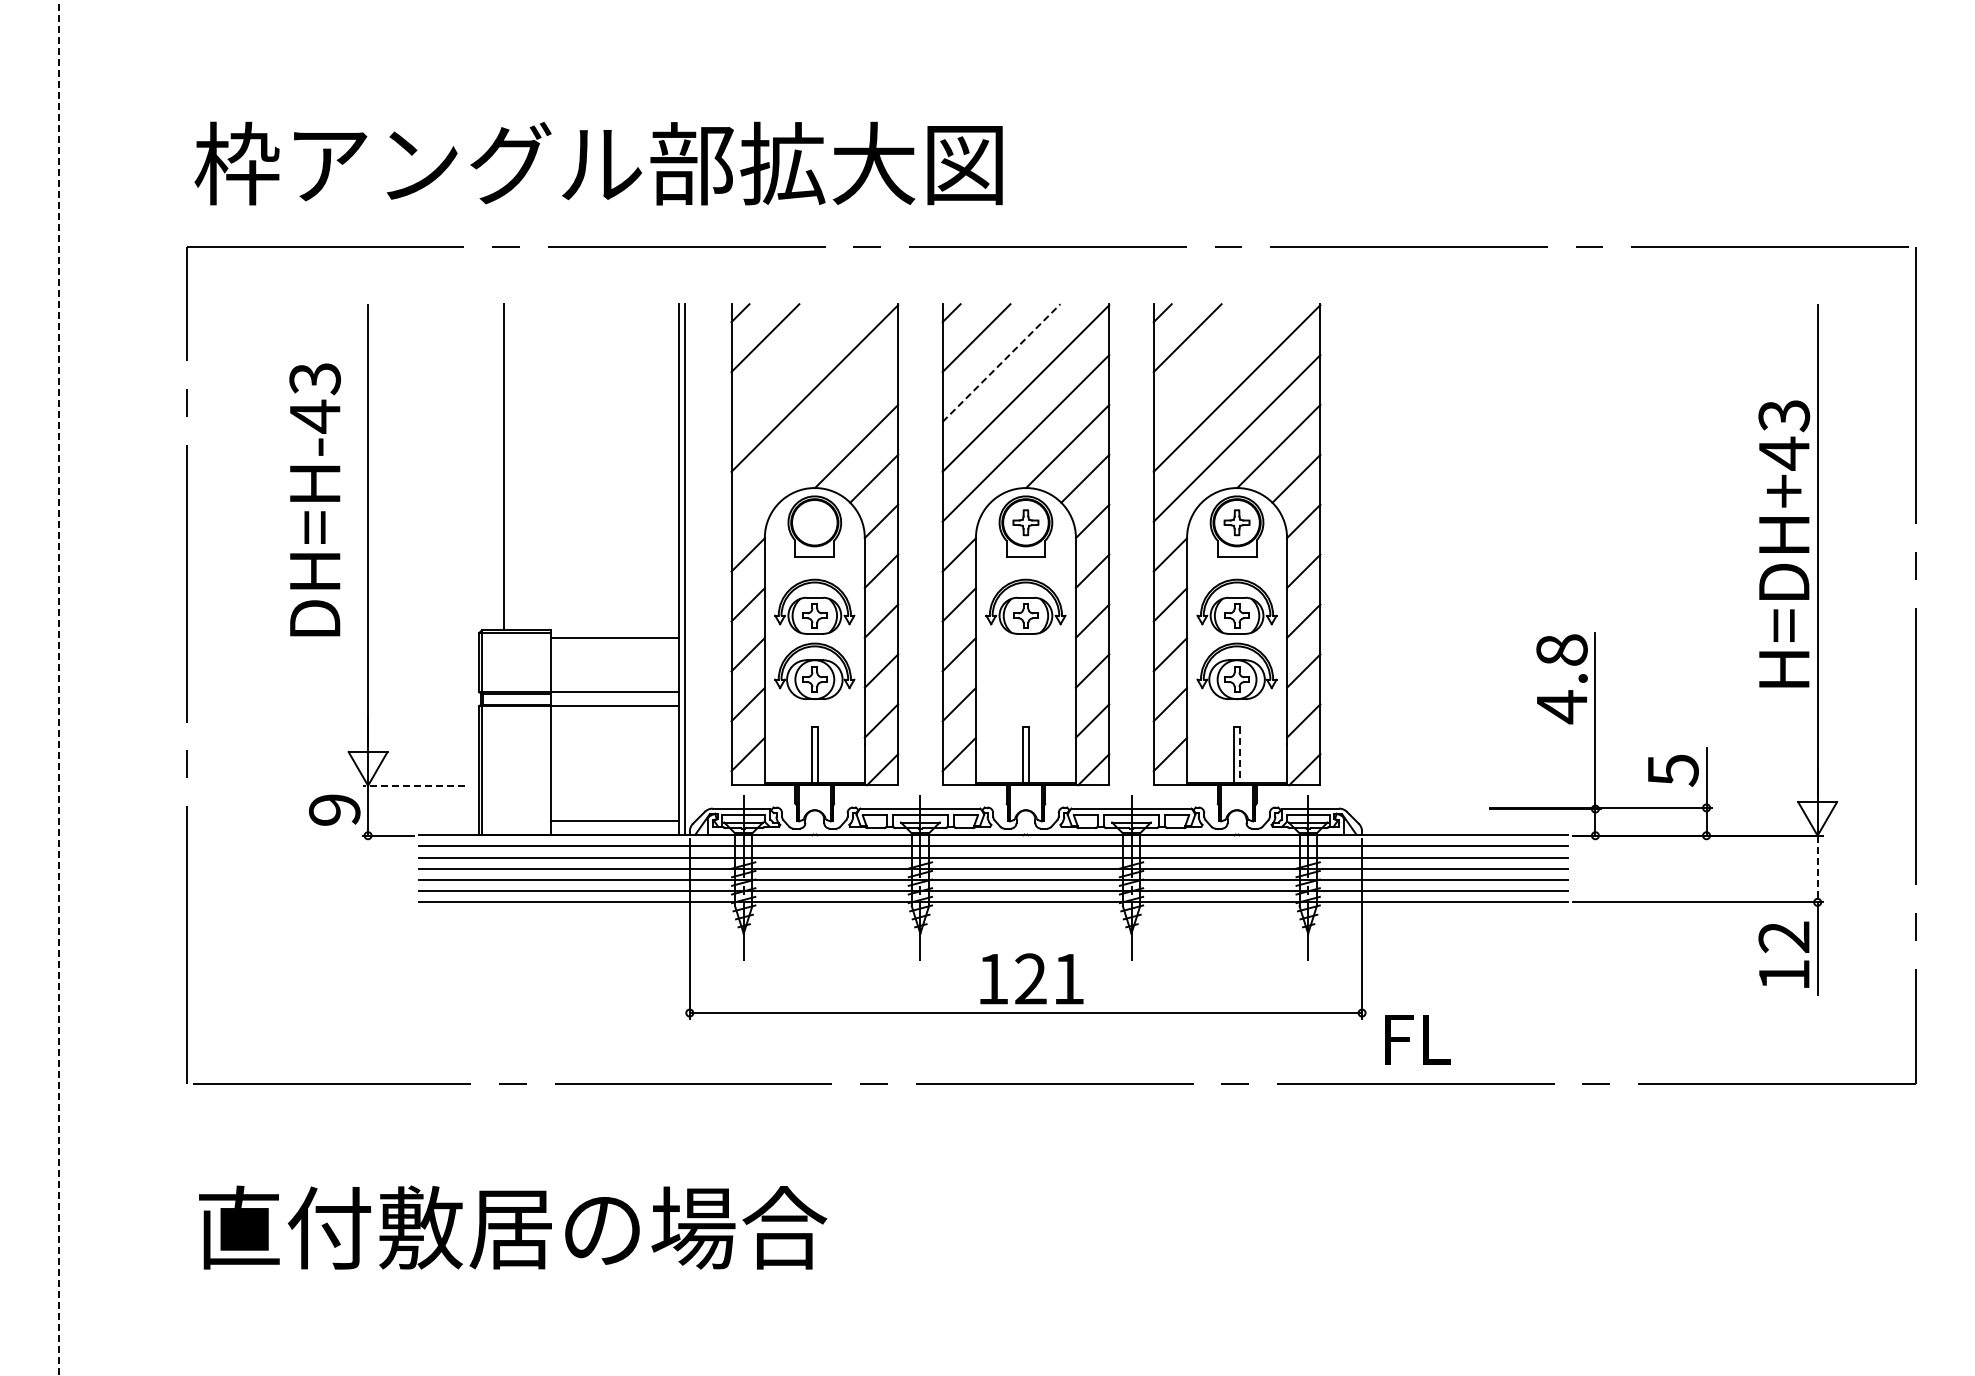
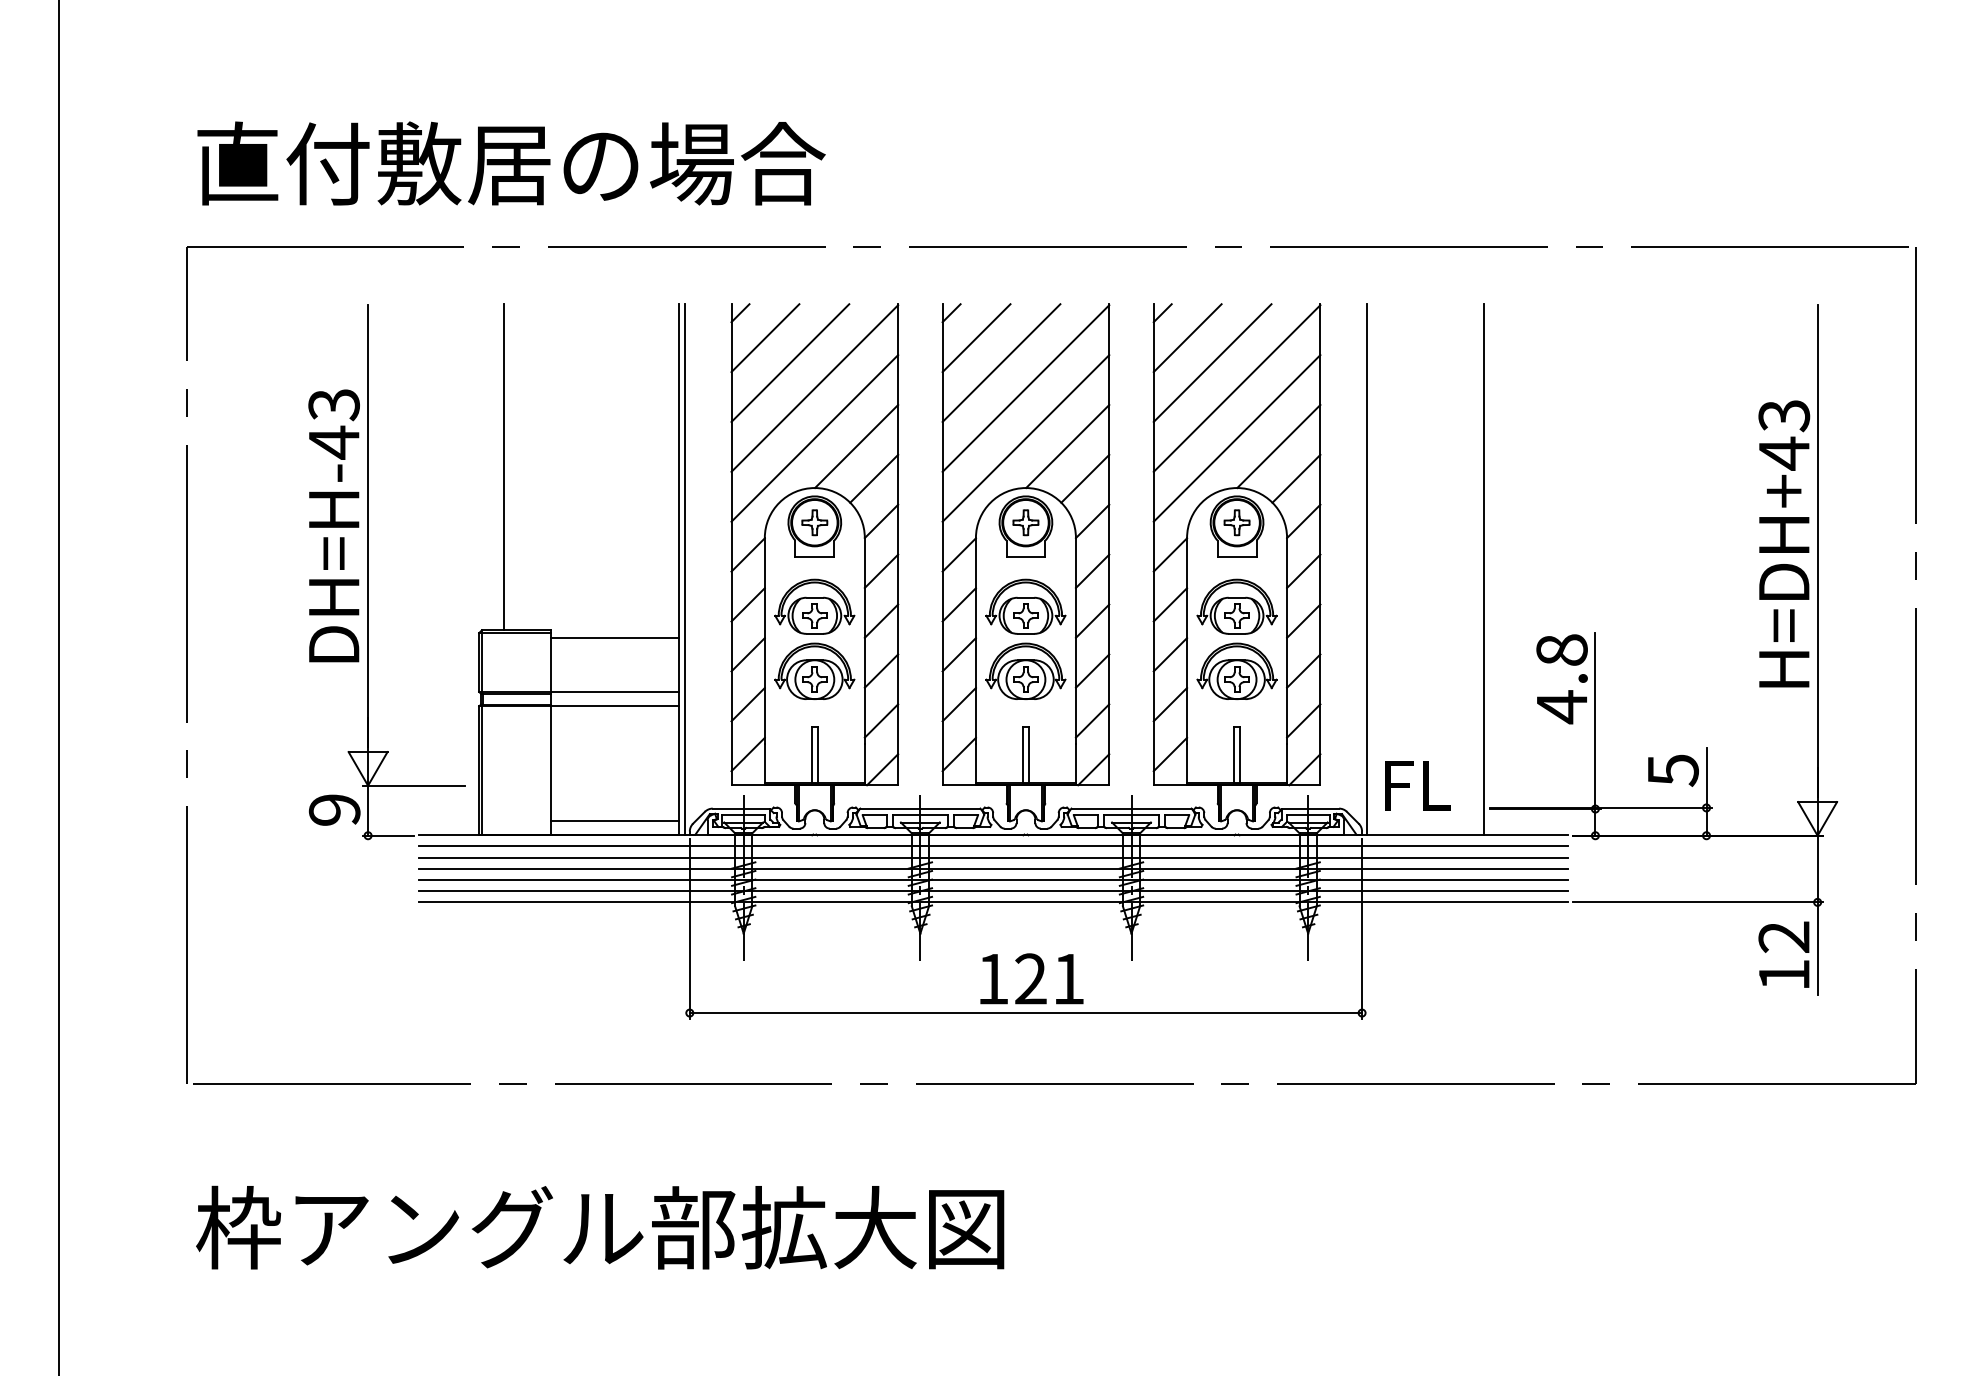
text: 枠アングル部拡大図 -> 直付敷居の場合 (598, 163)
line: none -> present (790, 362)
line: dashed -> solid (1001, 362)
line: none -> present (1212, 362)
line: none -> present (814, 438)
text position: (314, 499) -> (333, 525) (333, 525)
part: none -> present (814, 522)
line: none -> present (1366, 569)
line: none -> present (1484, 569)
part: none -> present (1025, 670)
line: dashed -> solid (59, 688)
line: dashed -> solid (1239, 755)
line: dashed -> solid (413, 785)
line: dashed -> solid (1817, 869)
text position: (1417, 1039) -> (1417, 785) (1417, 785)
text: 直付敷居の場合 -> 枠アングル部拡大図 (600, 1227)
